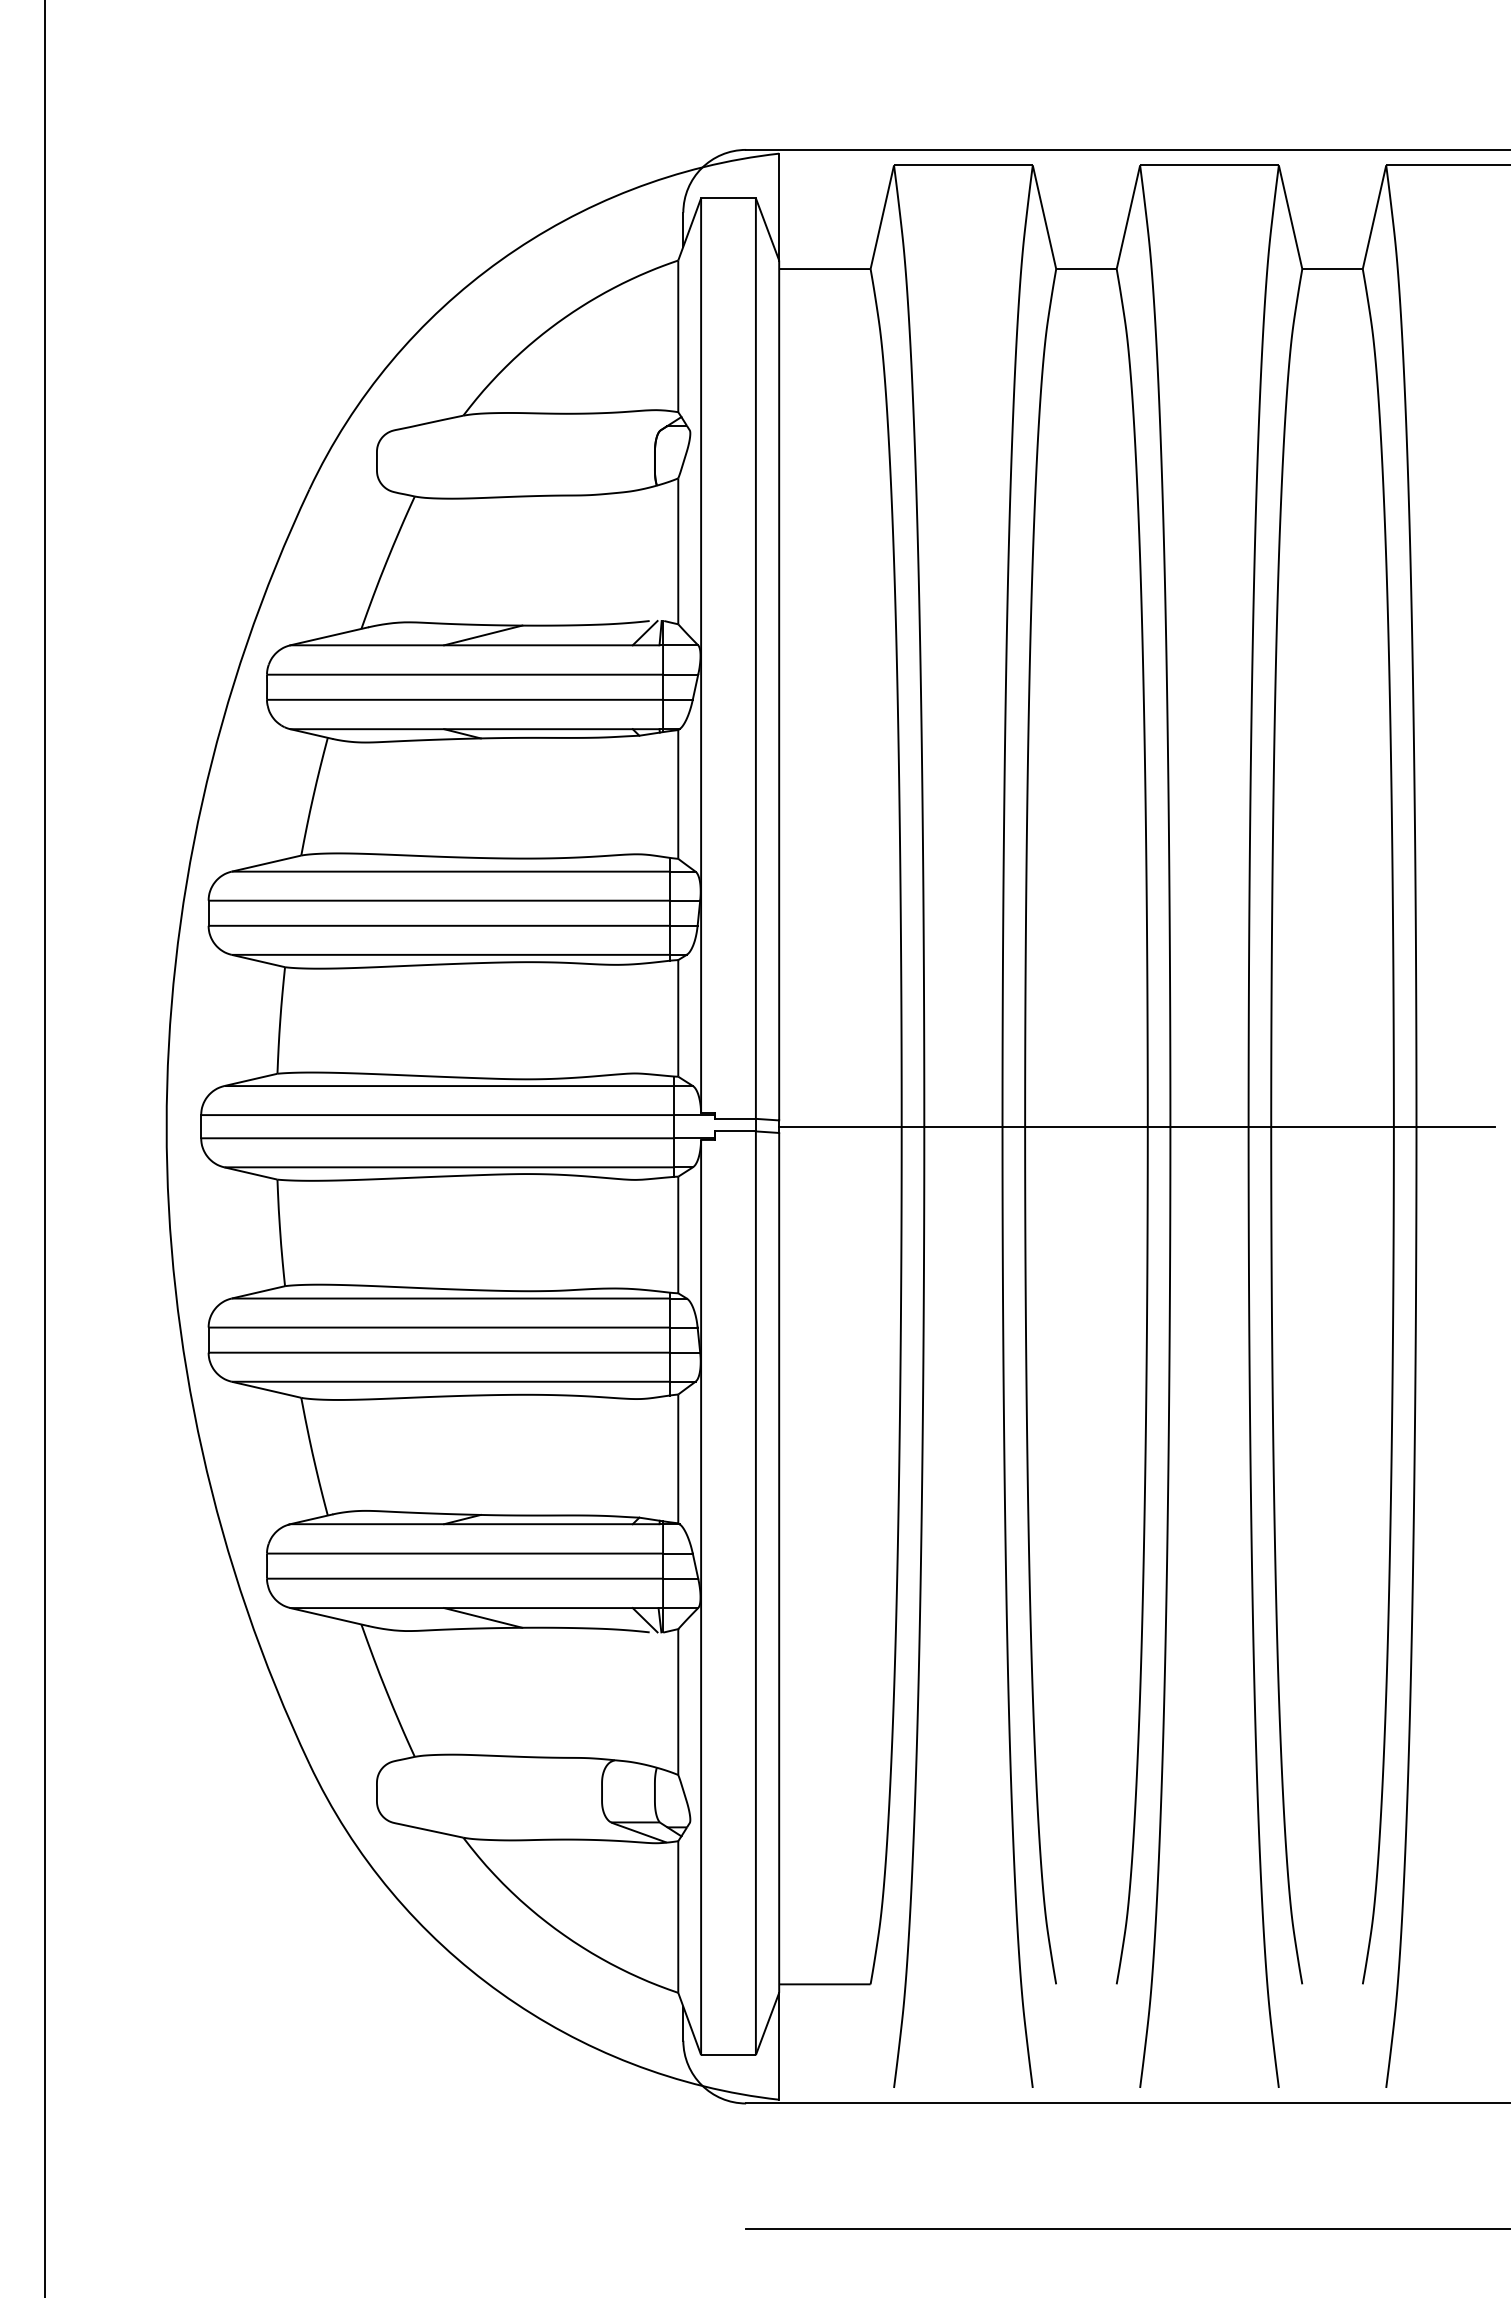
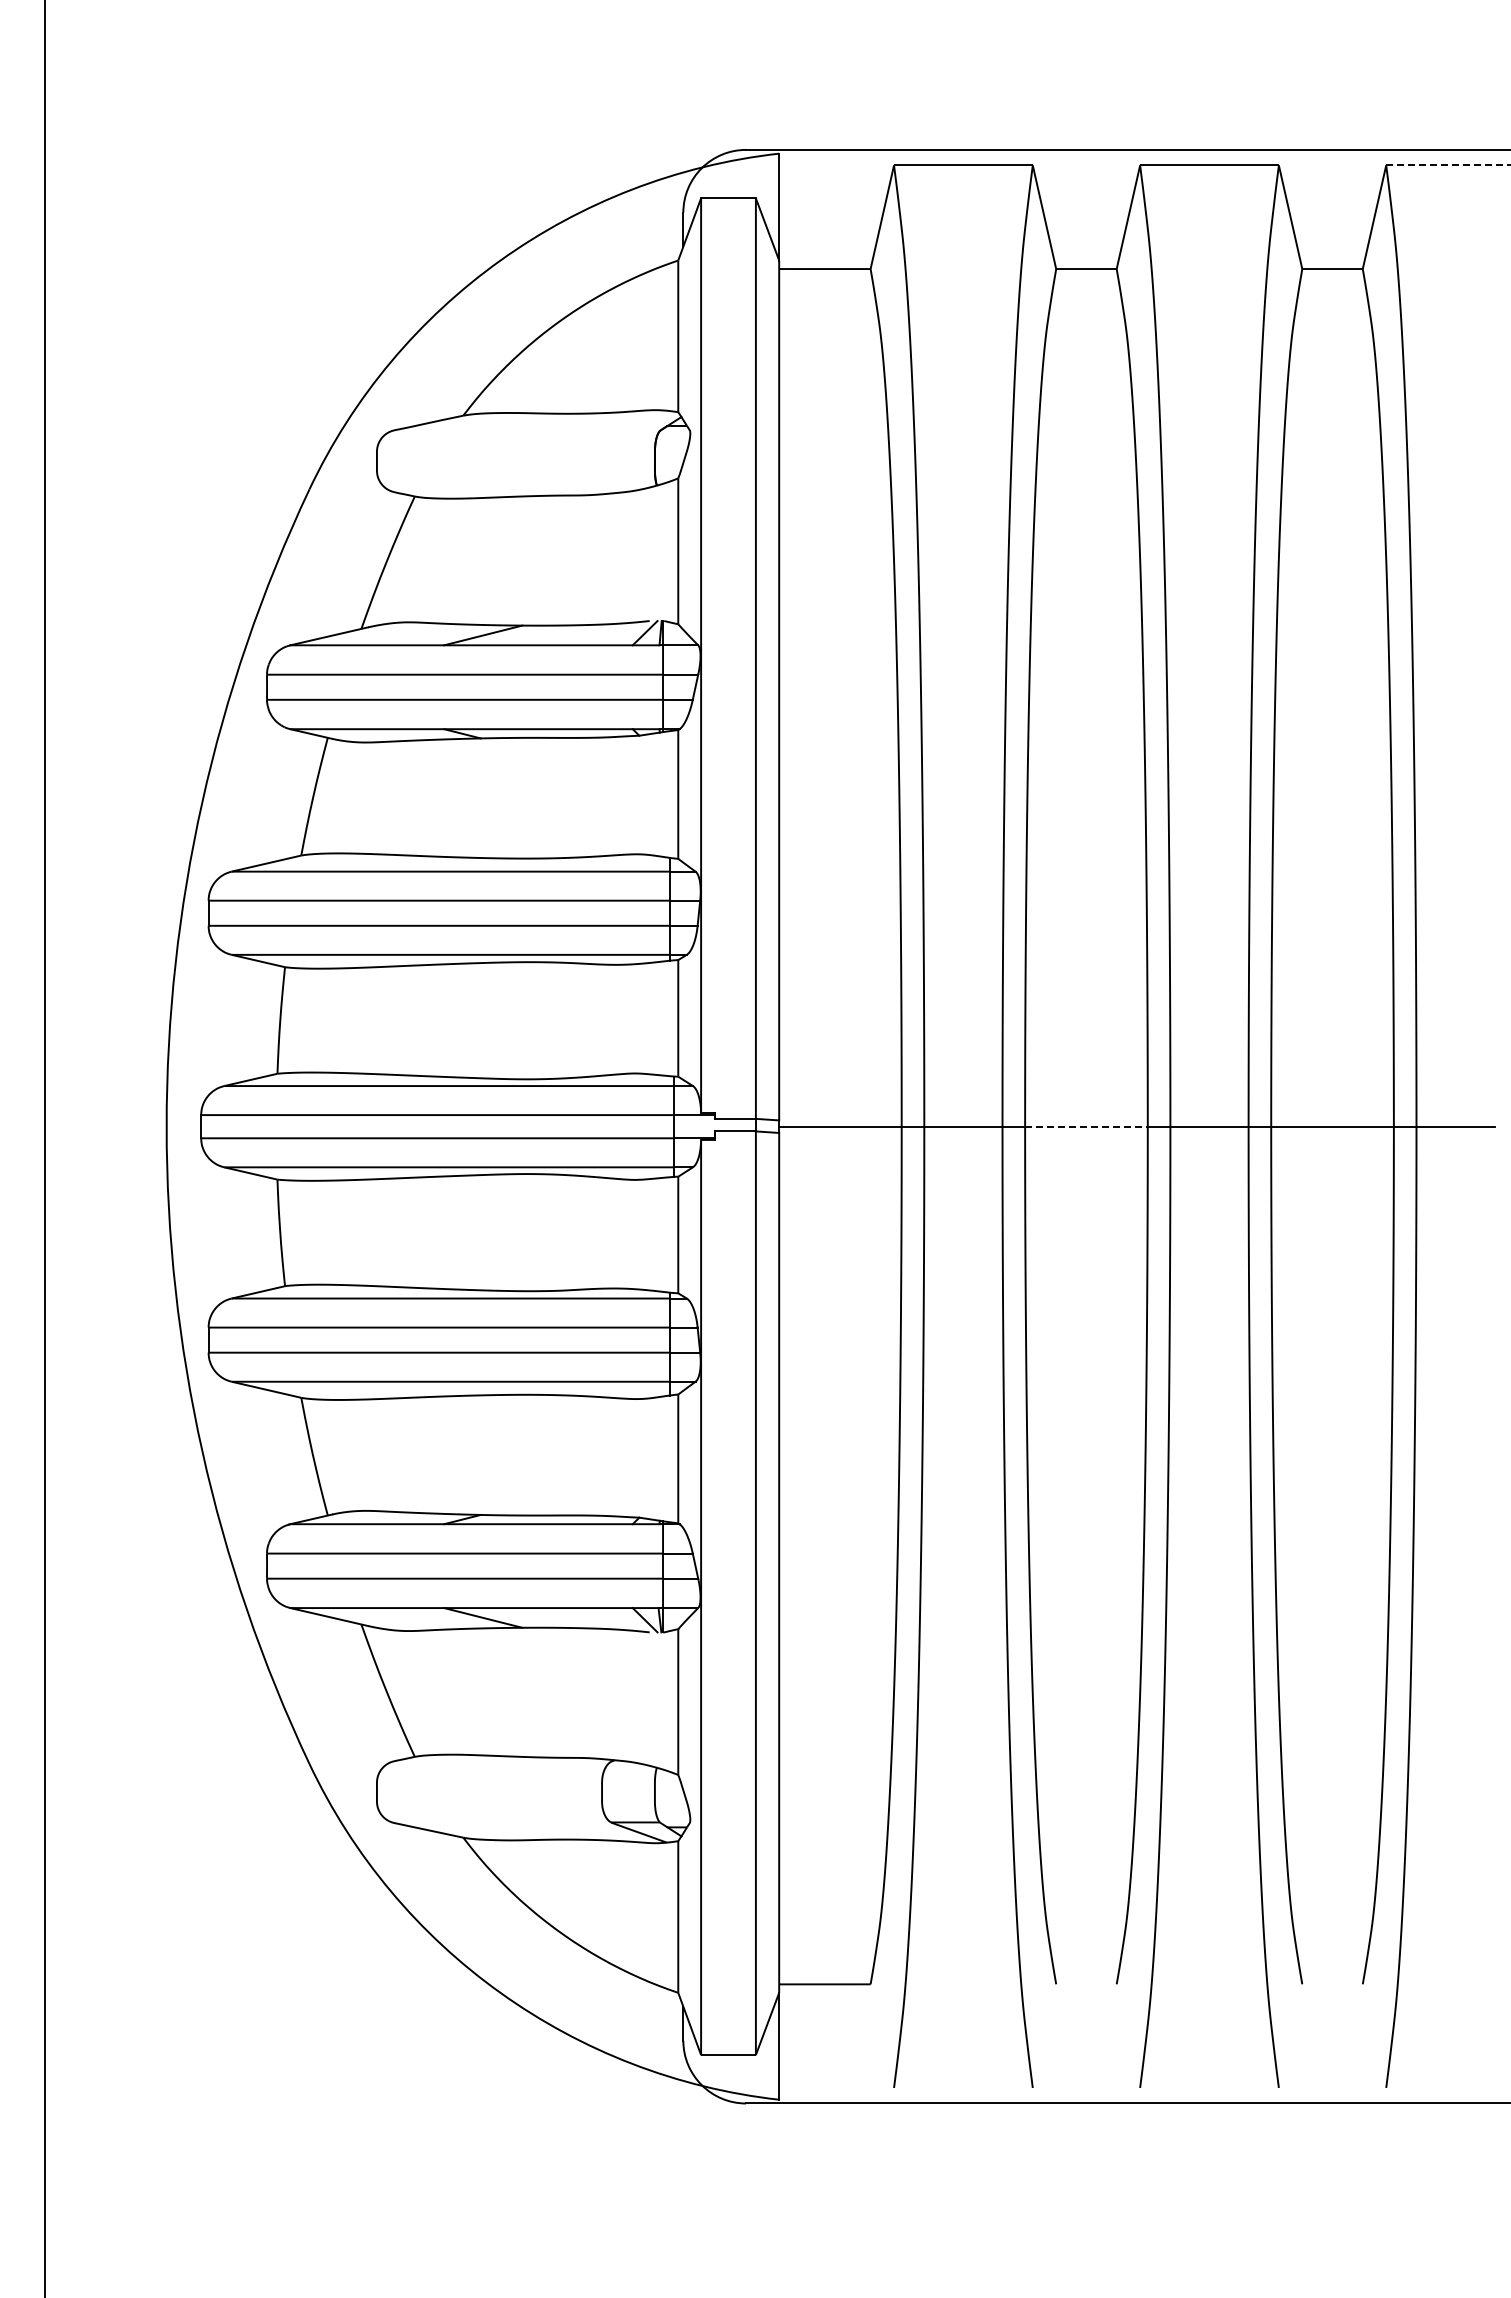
line: solid -> dashed (1448, 165)
line: solid -> dashed (1086, 1126)
line: present -> none (1126, 2229)
